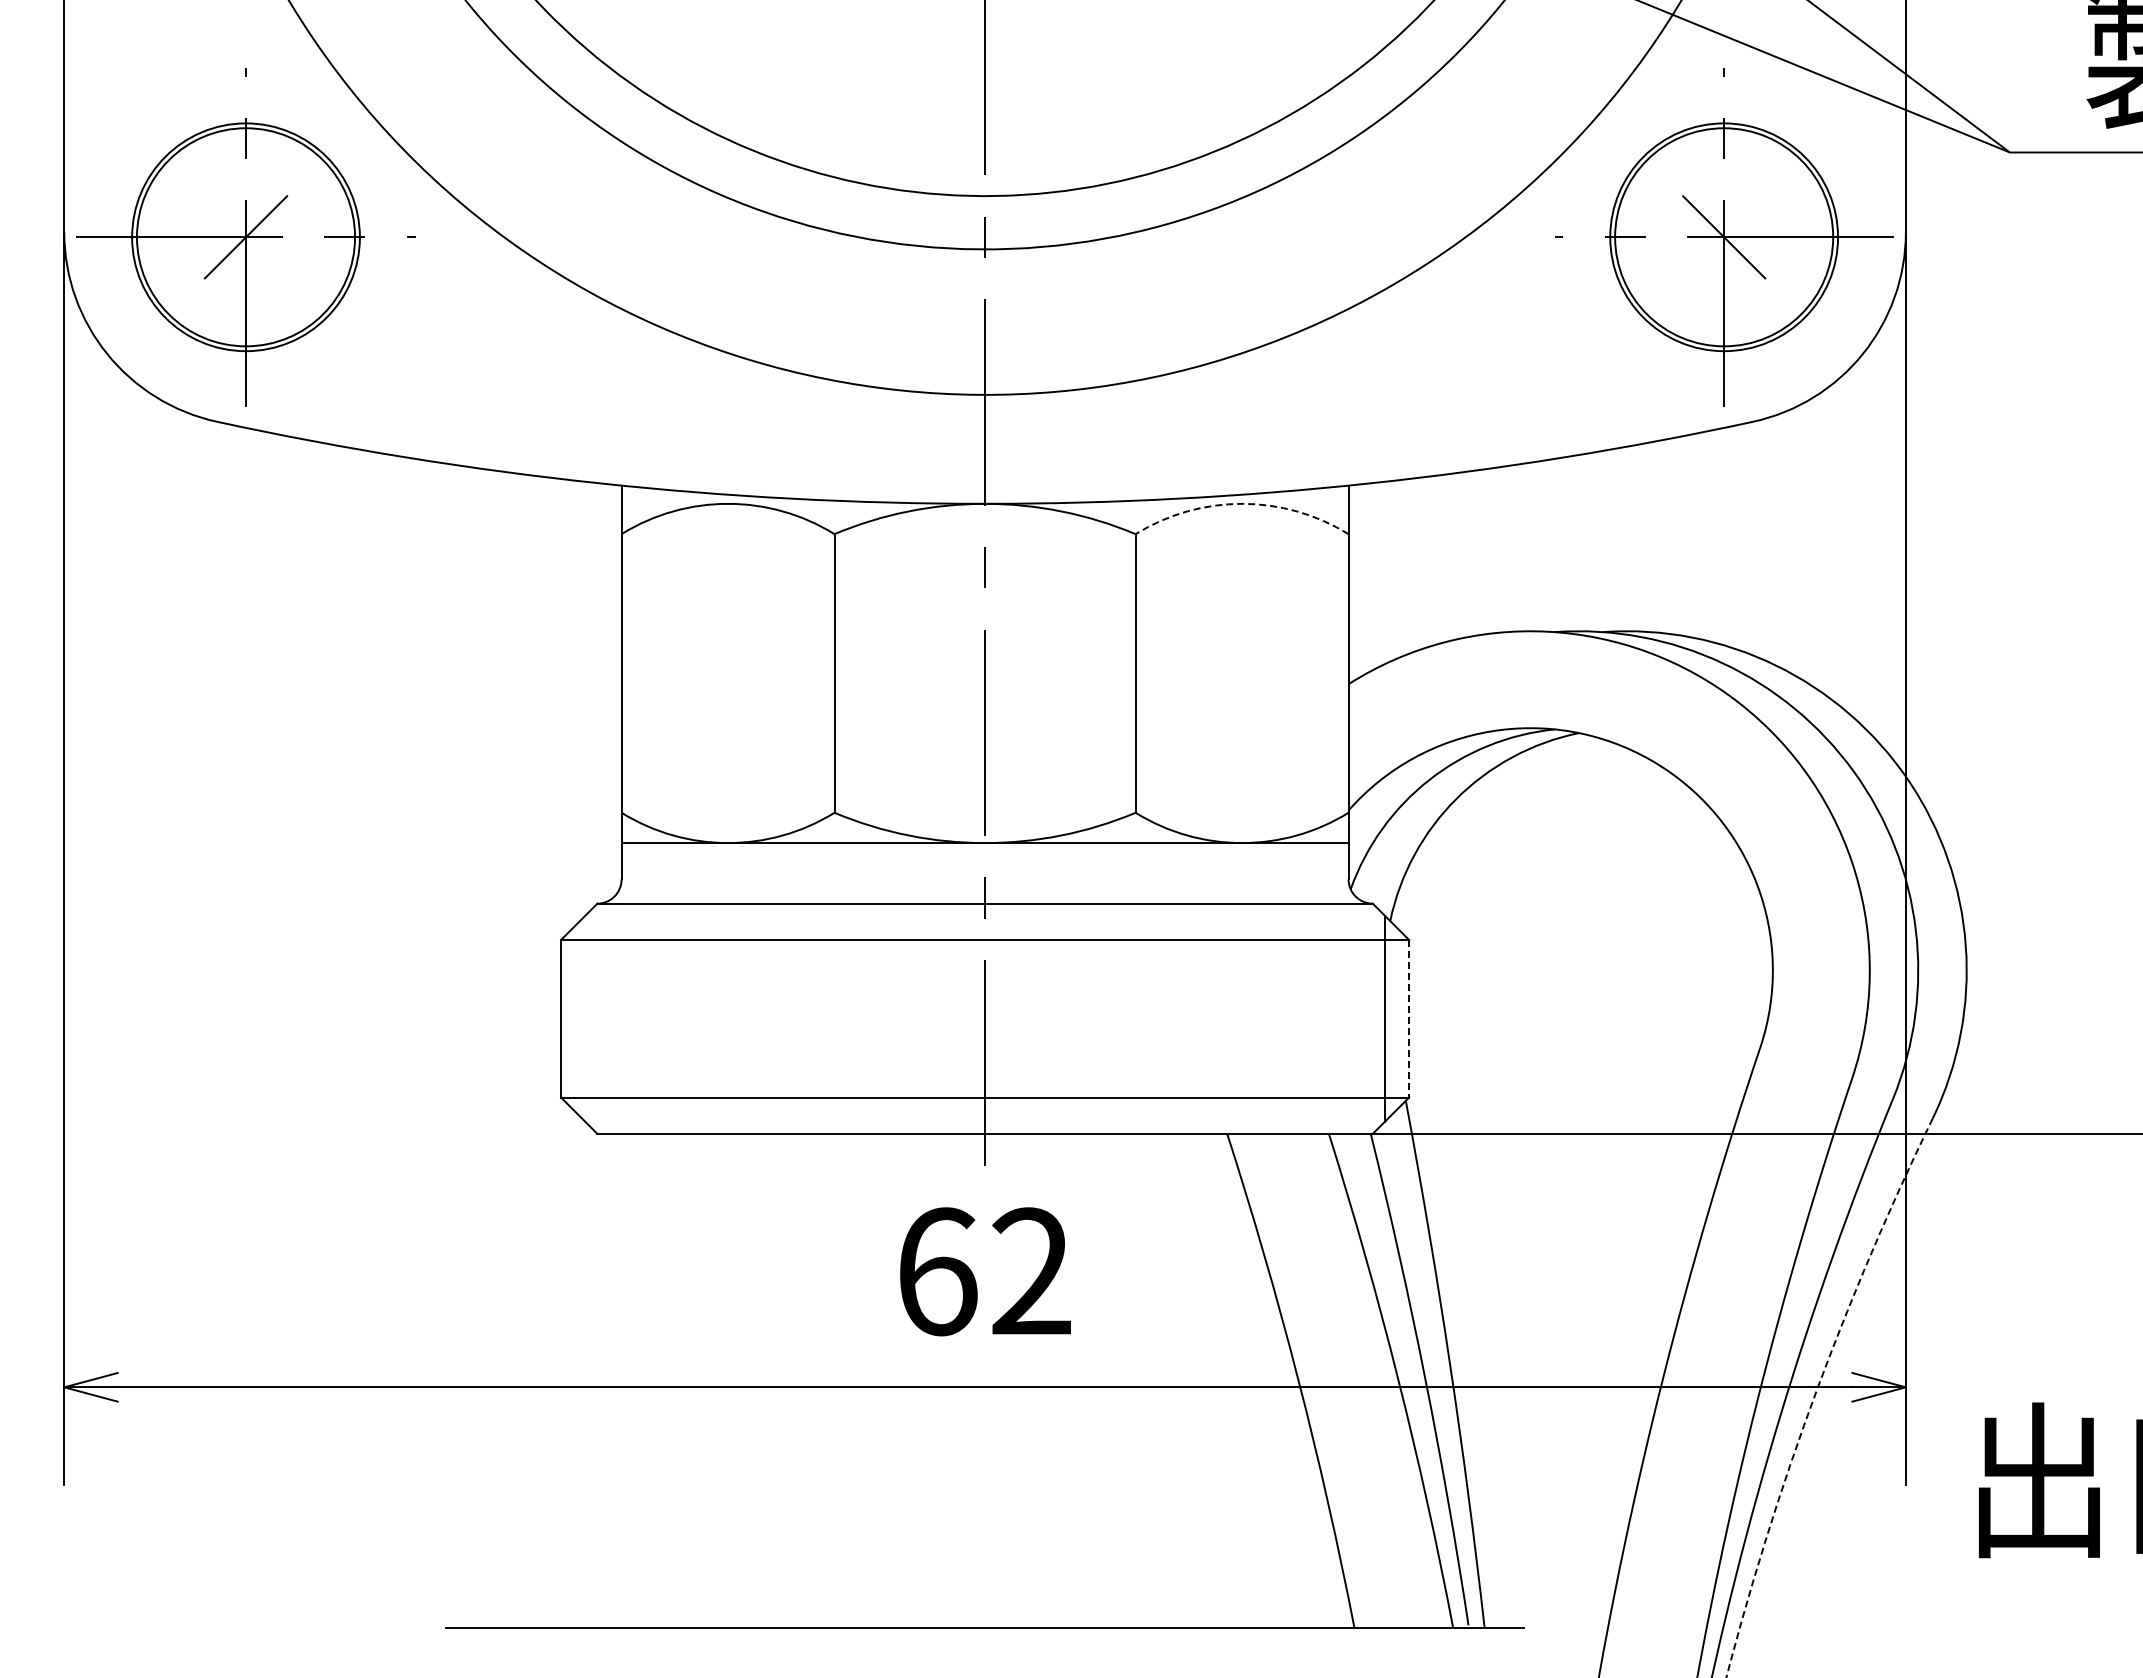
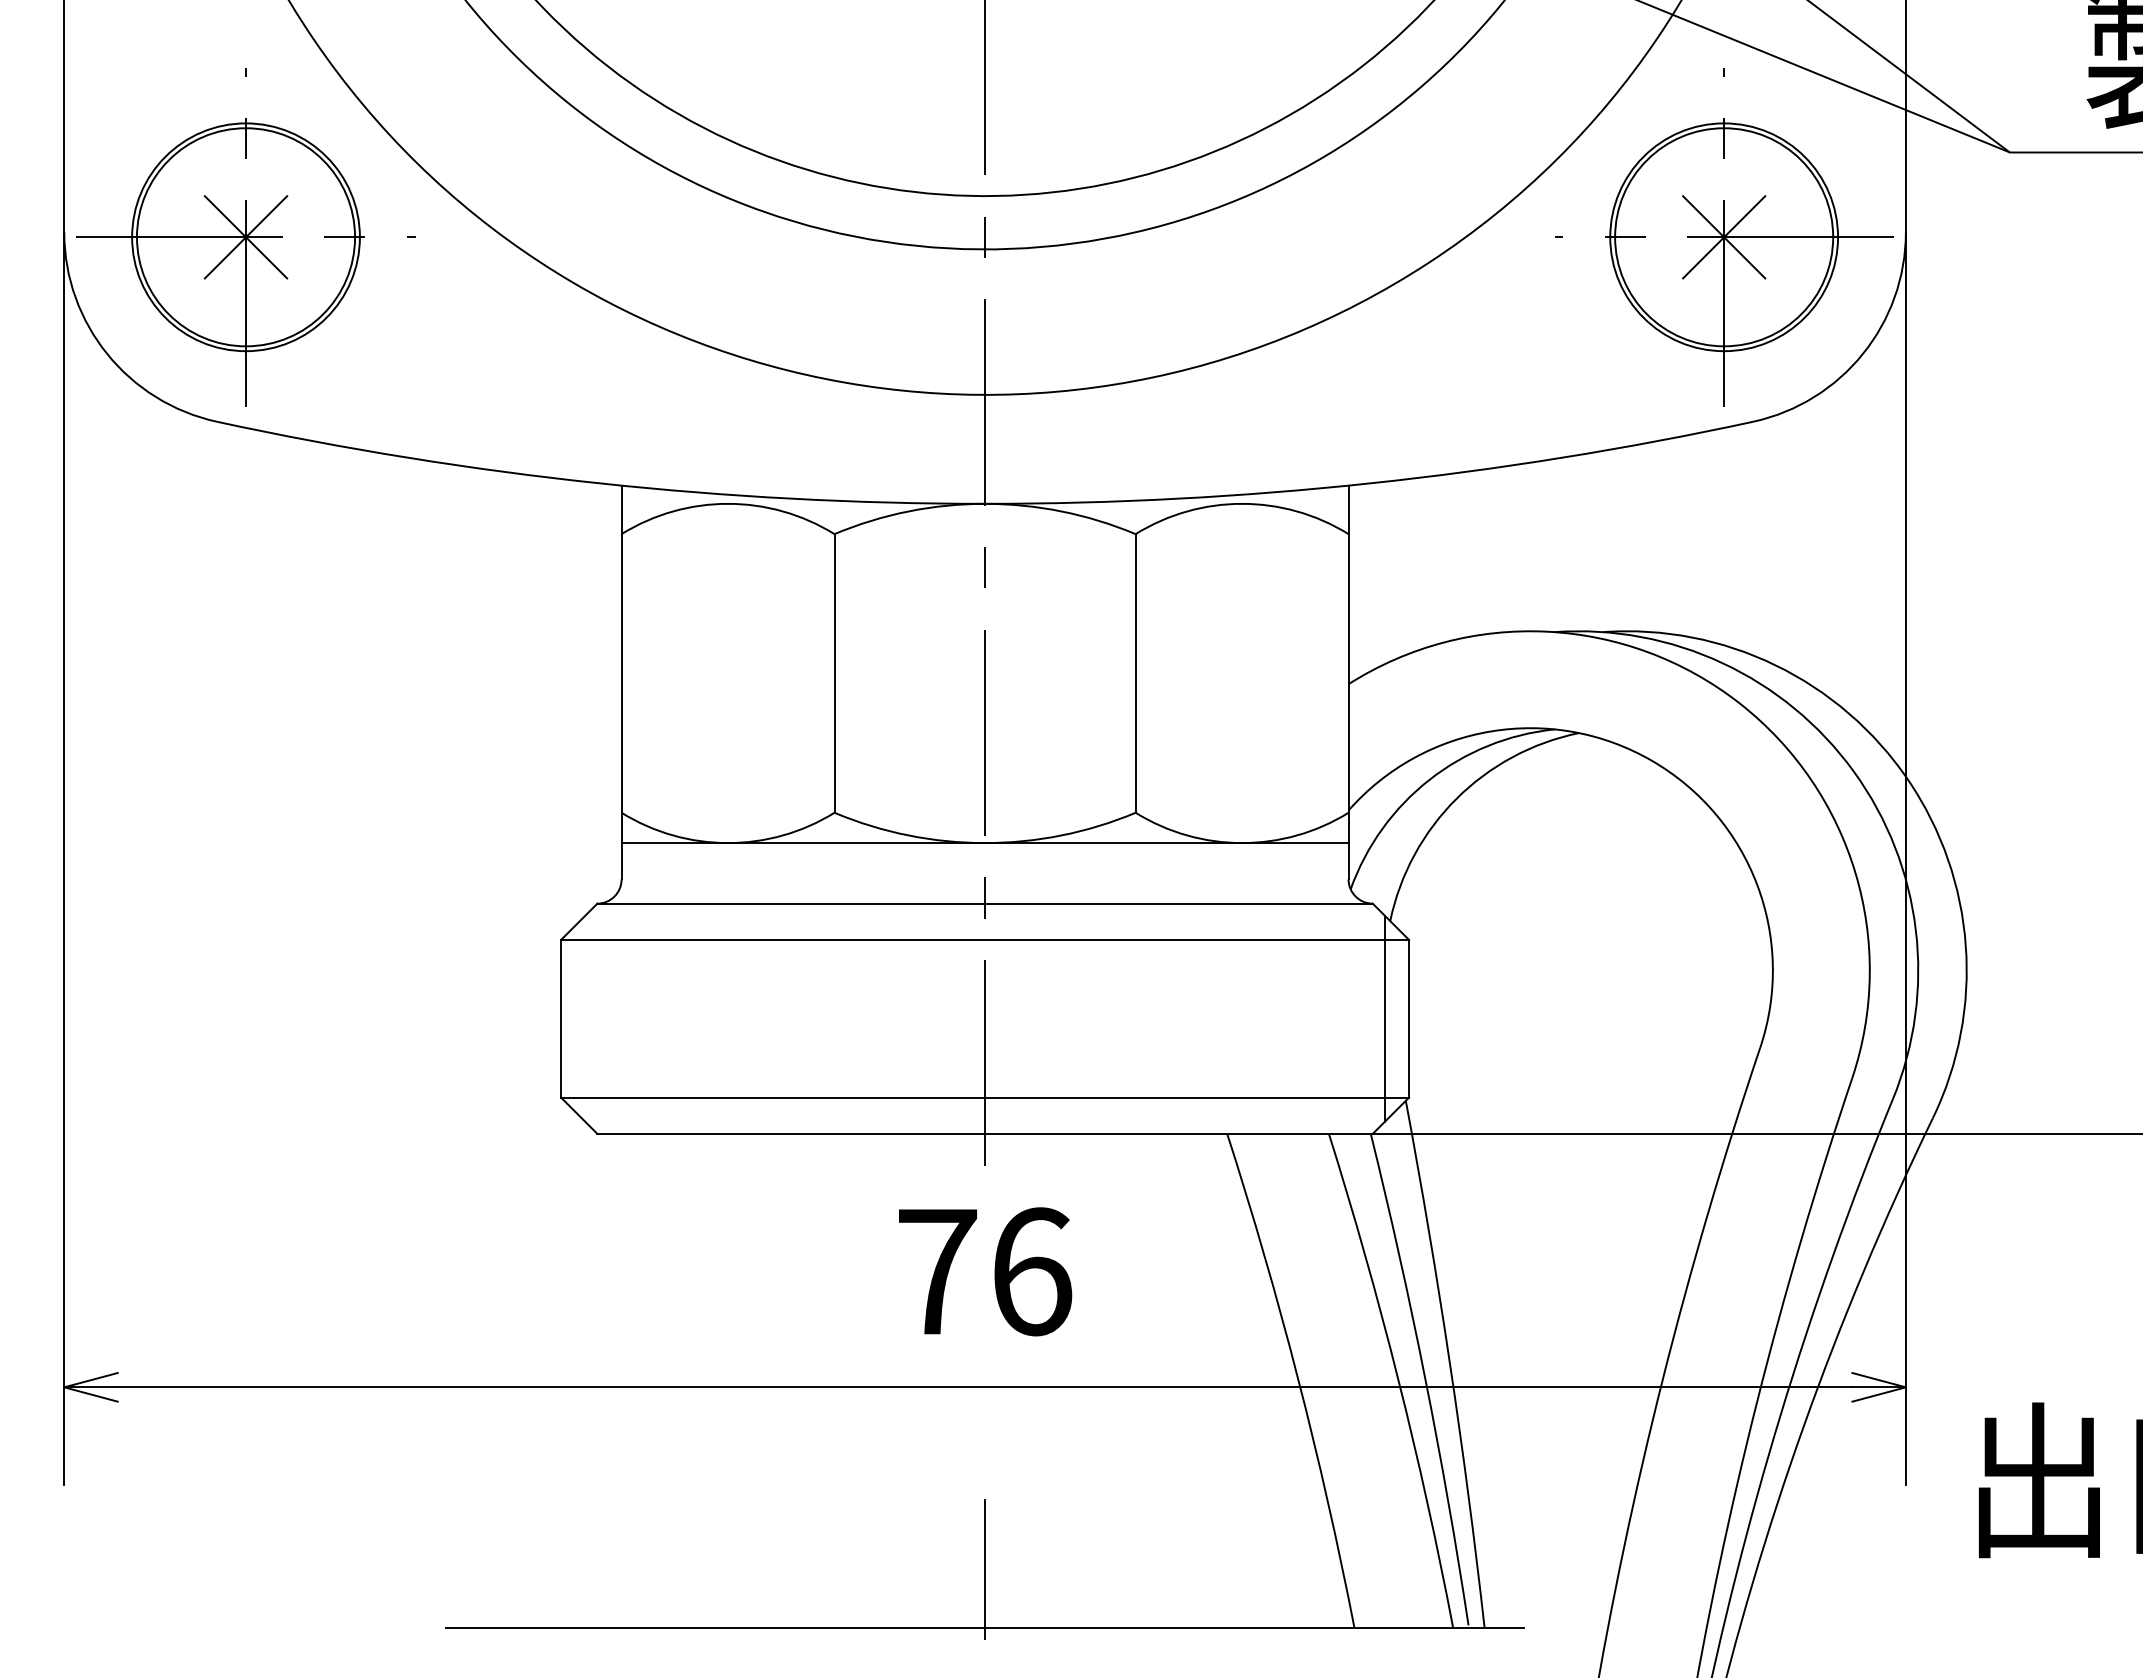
line: none -> present (245, 237)
line: none -> present (1724, 237)
arc: dashed -> solid (1242, 503)
line: dashed -> solid (1409, 1018)
text: 62 -> 76 (985, 1271)
arc: dashed -> solid (1815, 1393)
line: none -> present (985, 1569)
